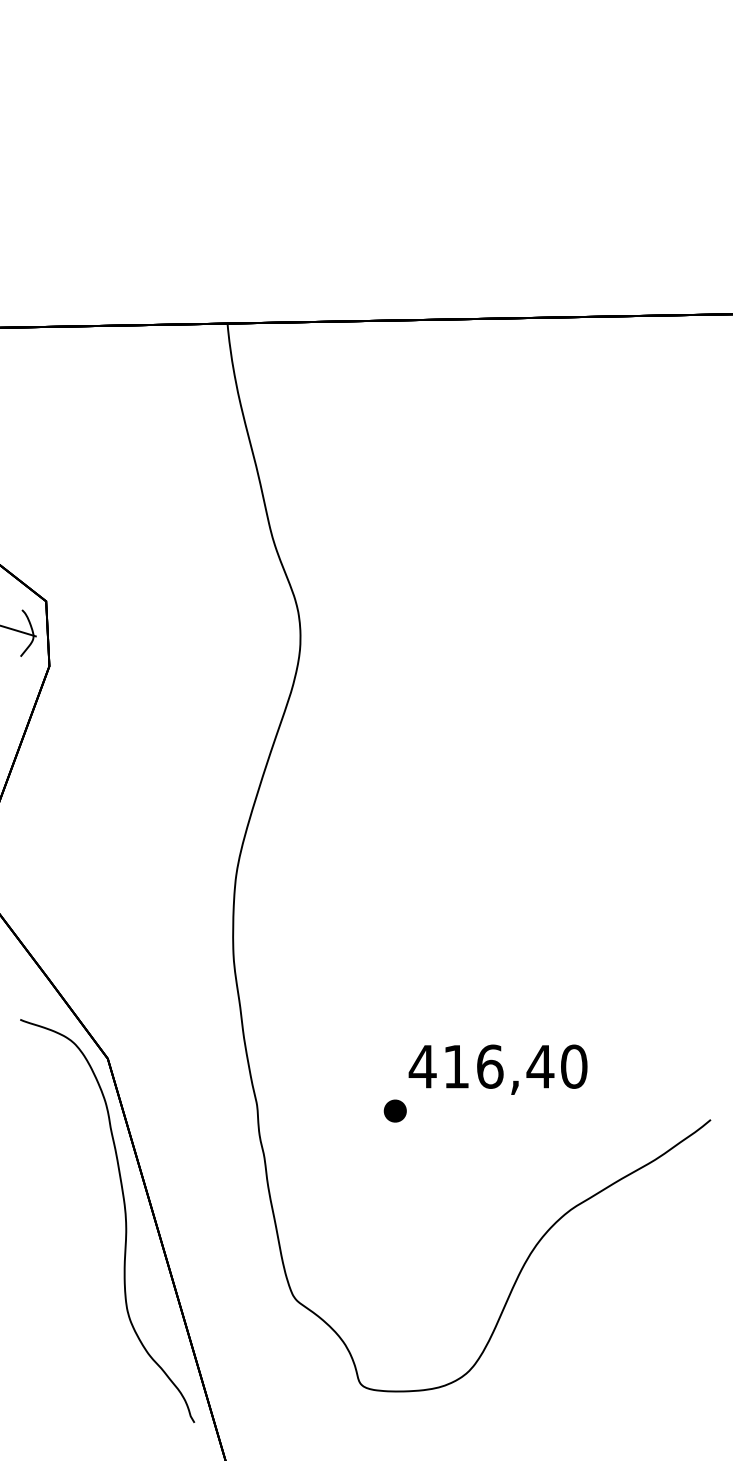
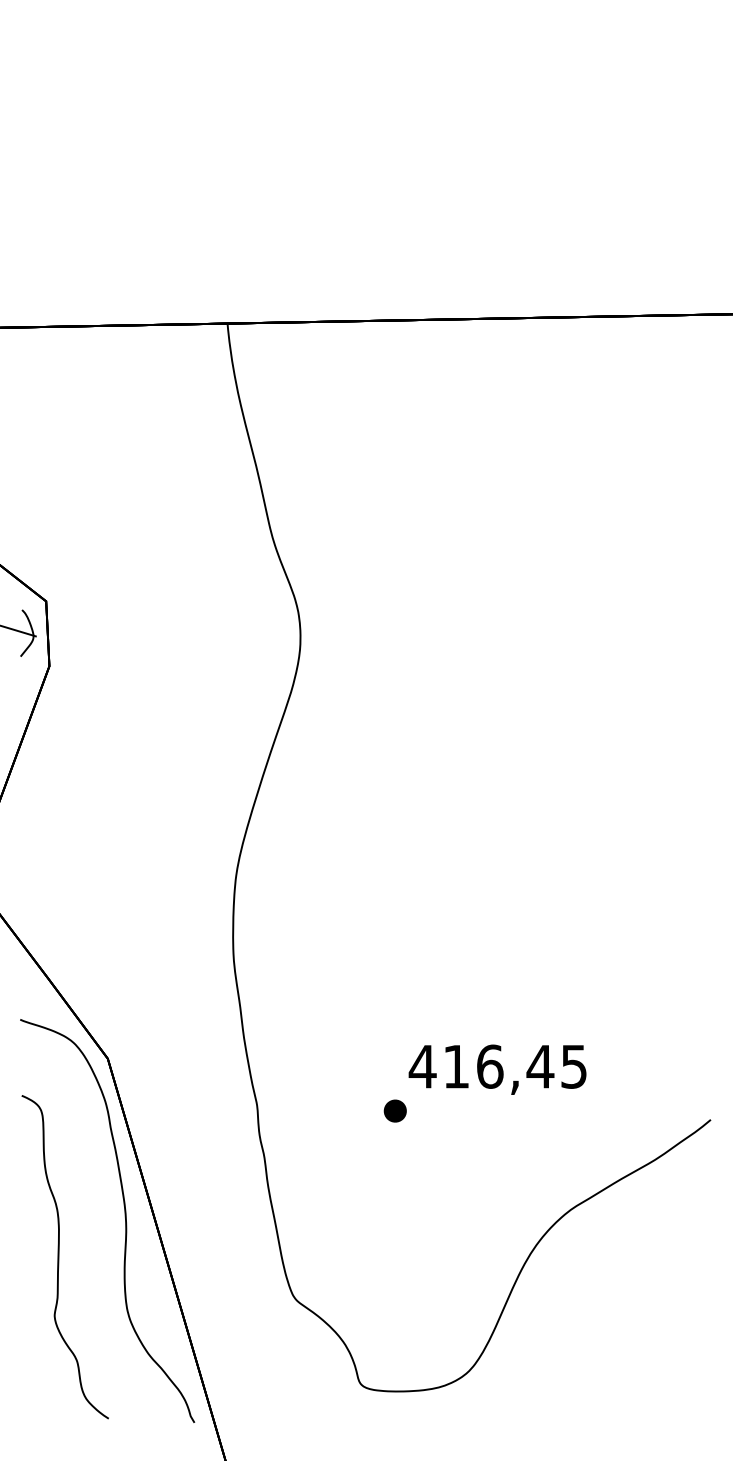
text: 416,40 -> 416,45 (574, 1066)
part: none -> present (64, 1257)
